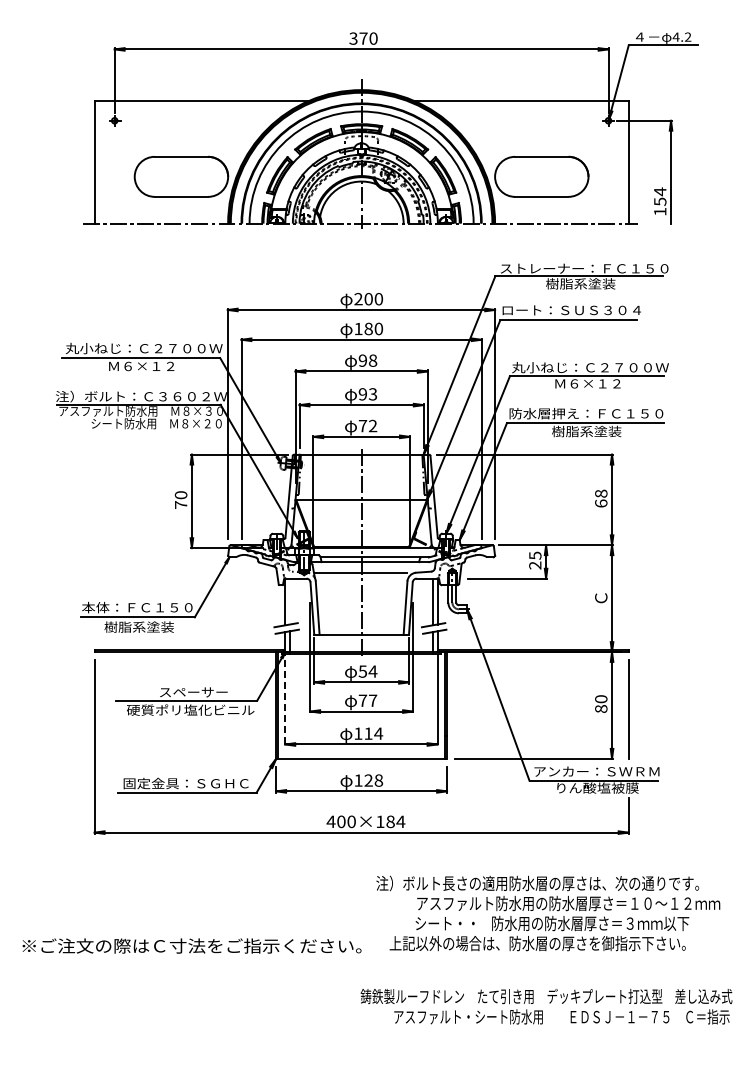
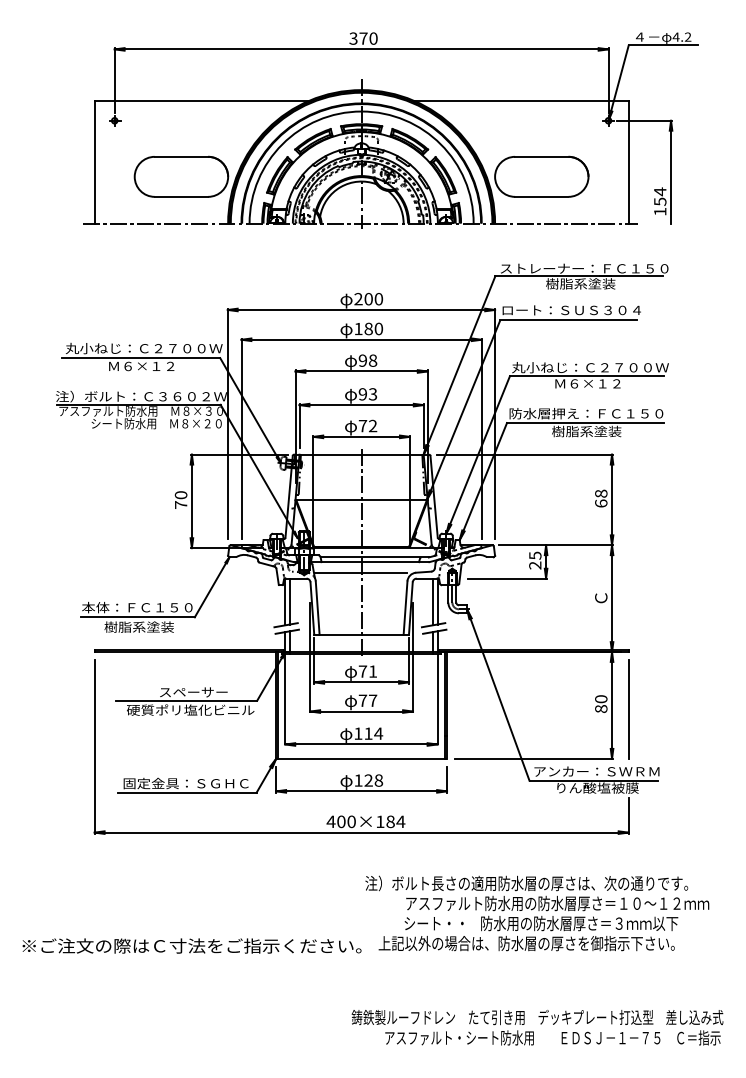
line: none -> present (290, 601)
text: 54 -> 71 (367, 671)
line: dashed -> solid (285, 699)
text position: (548, 913) -> (537, 913) (537, 913)
text position: (546, 1006) -> (537, 1027) (537, 1027)
